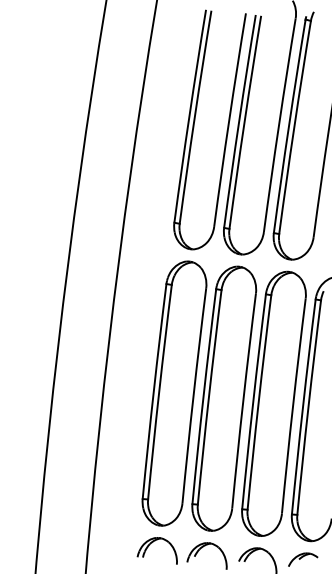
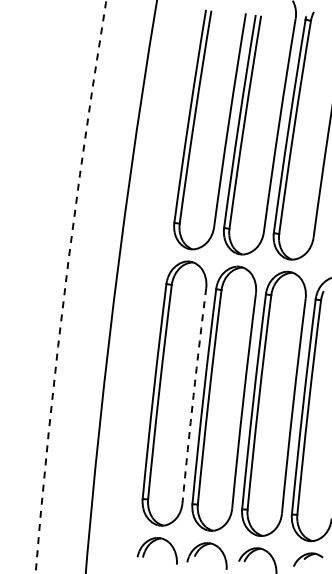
arc: solid -> dashed (65, 286)
arc: solid -> dashed (193, 395)
part position: (303, 559) -> (308, 559) (308, 559)
